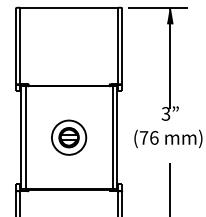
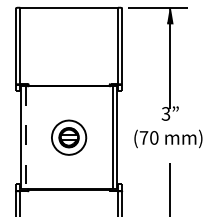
line: solid -> dashed (25, 137)
text: (76 -> (70 (154, 137)
